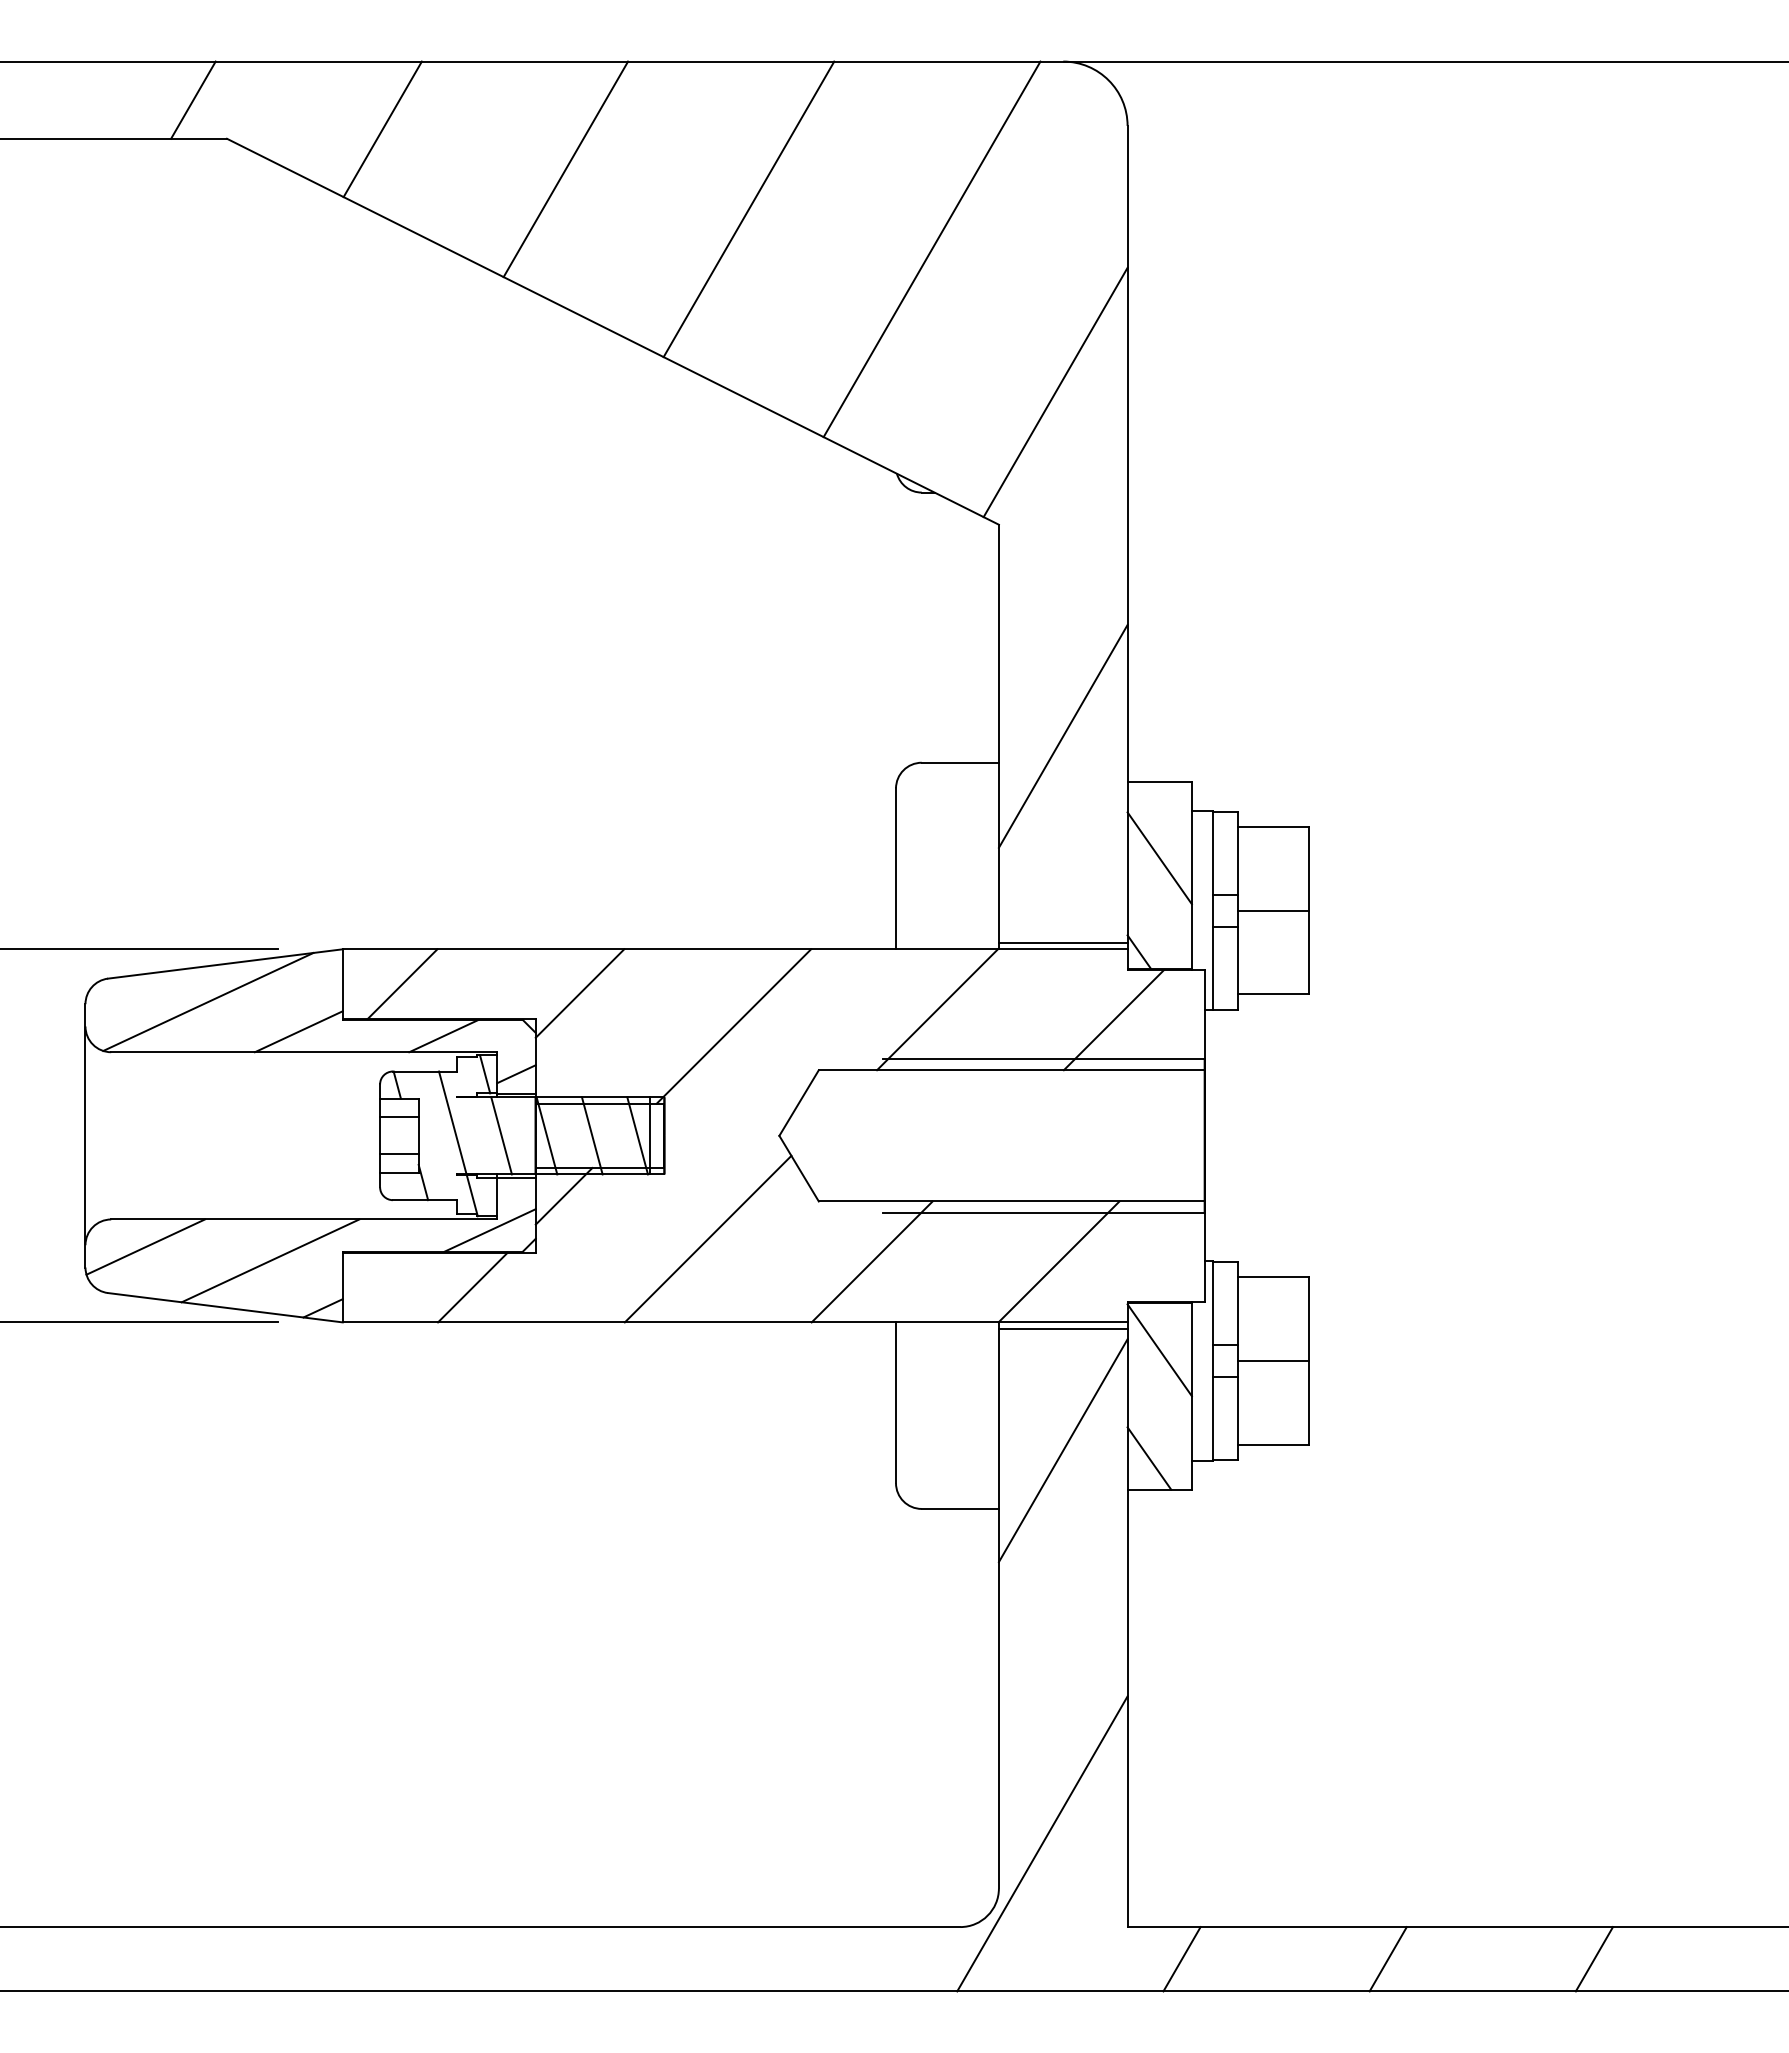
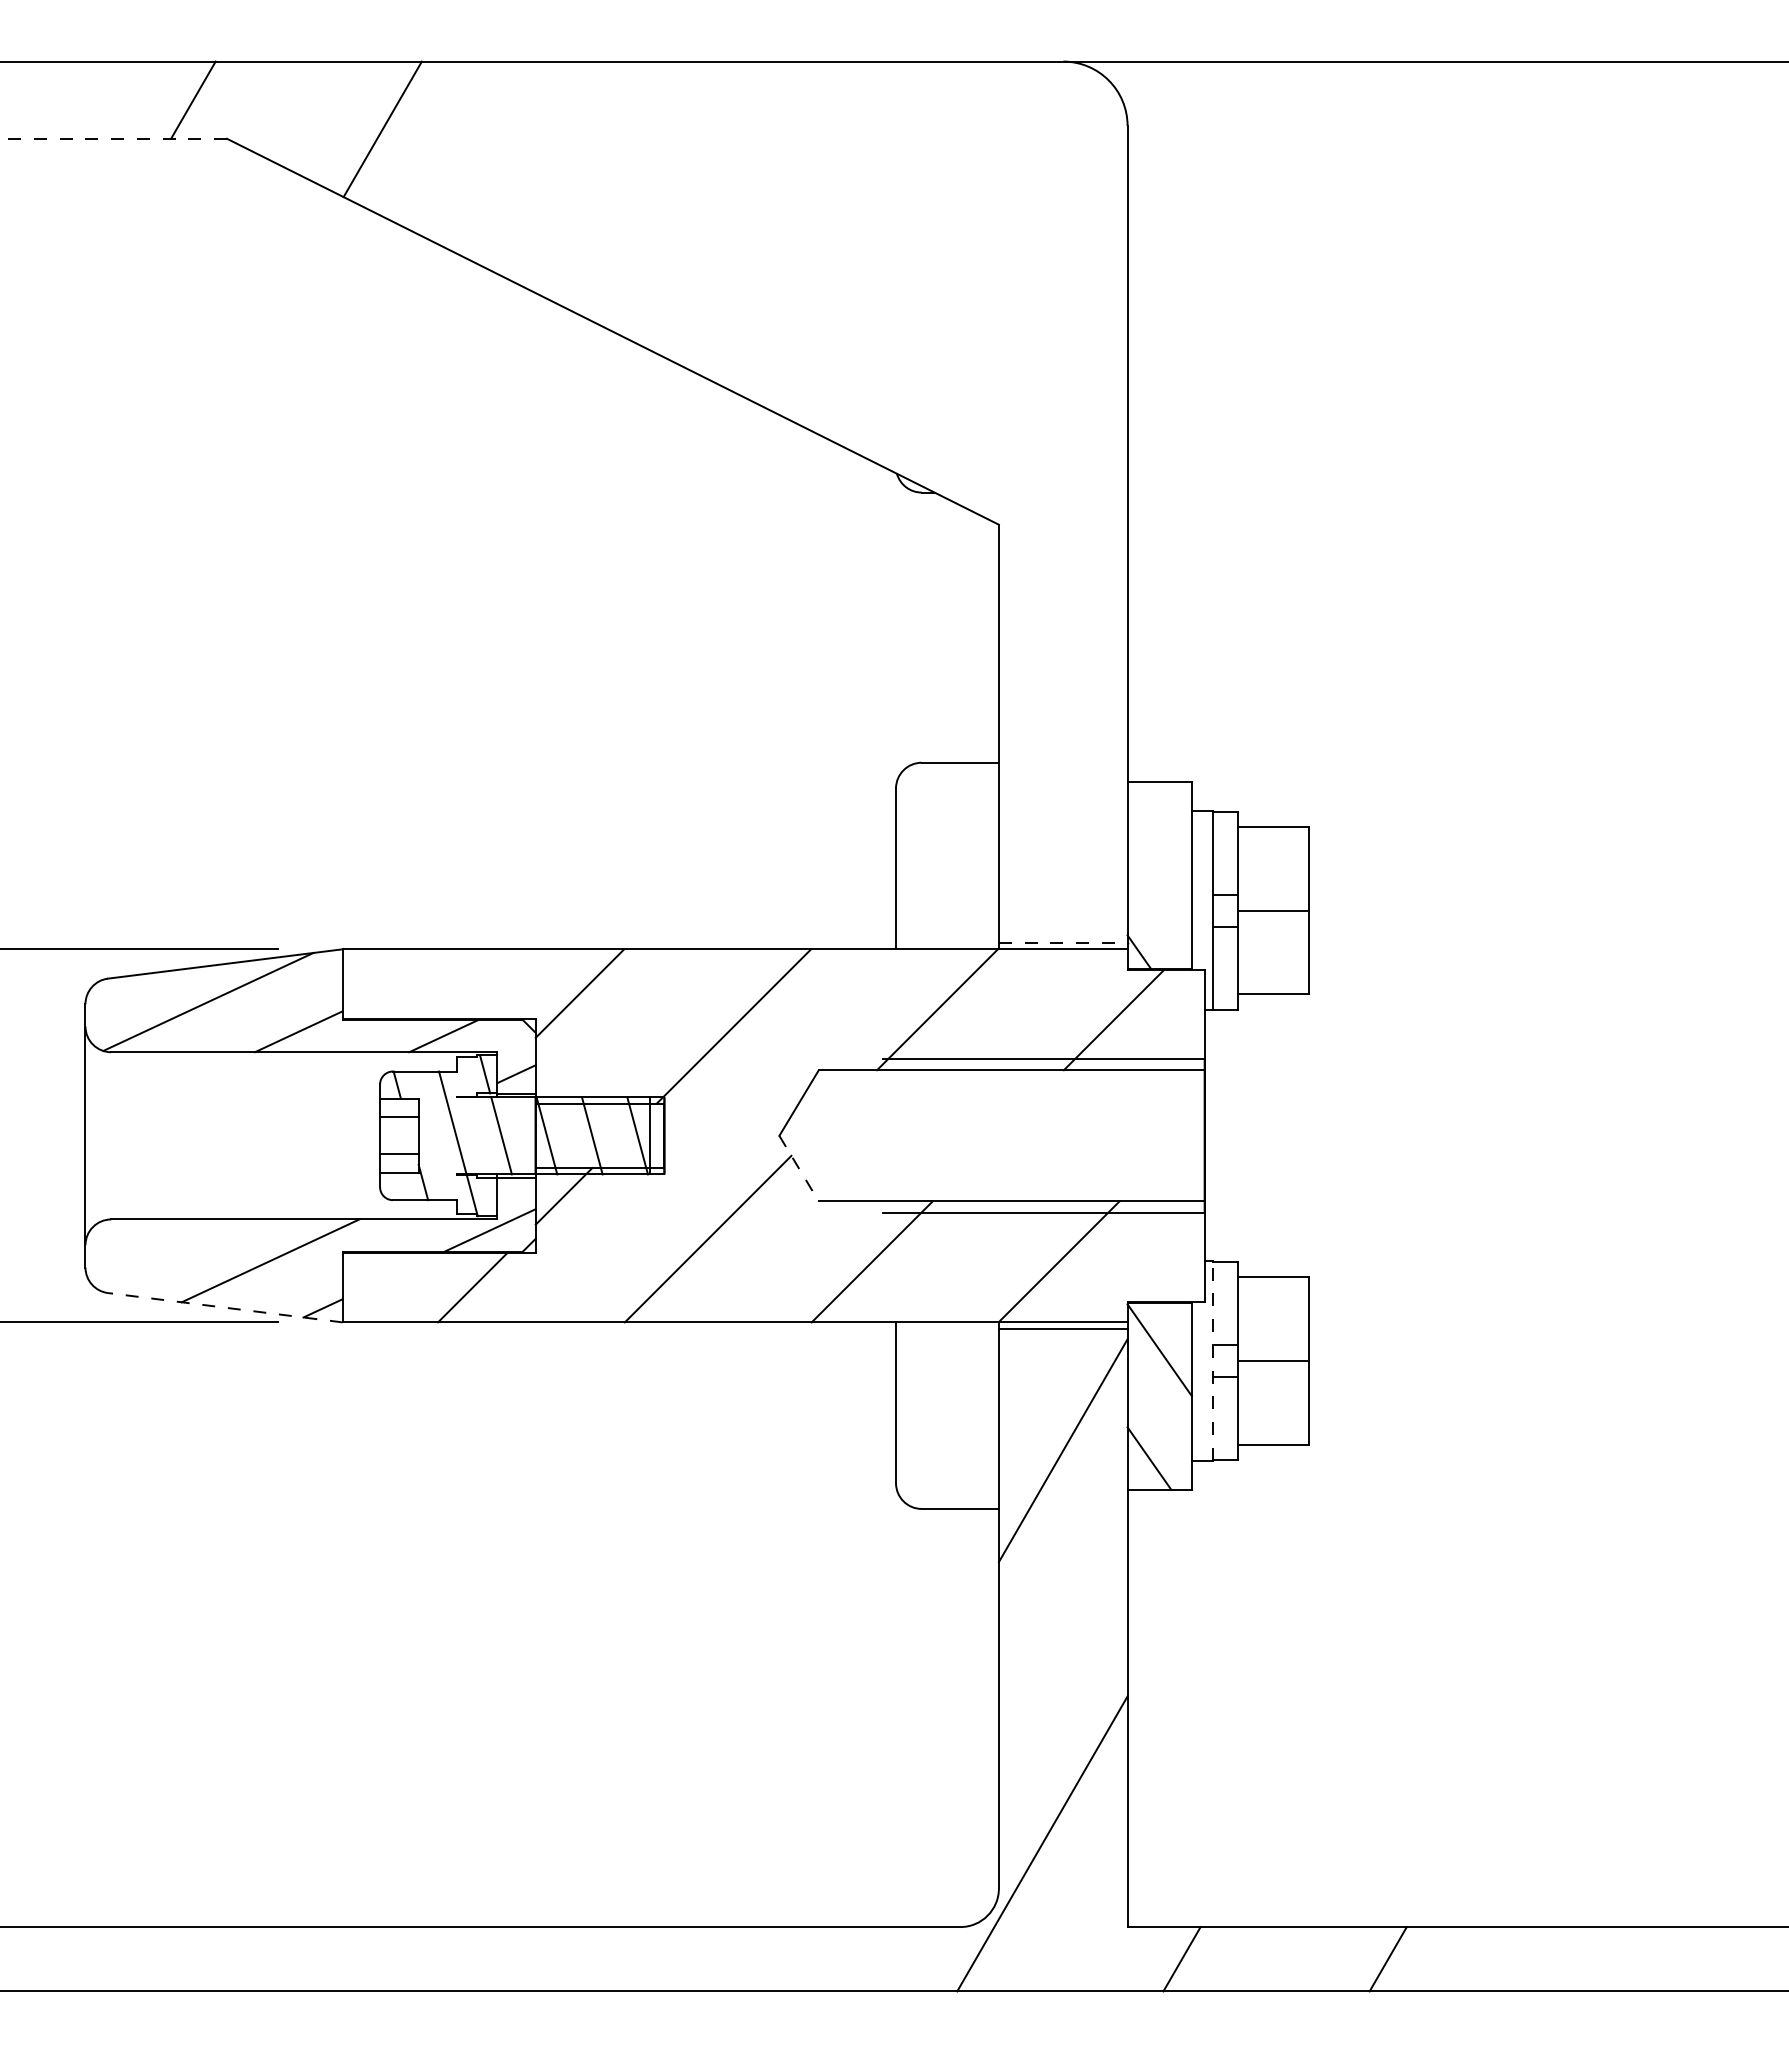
line: solid -> dashed (113, 138)
line: present -> none (565, 169)
line: present -> none (748, 209)
line: present -> none (931, 249)
line: present -> none (1055, 392)
line: present -> none (1062, 735)
line: present -> none (1159, 858)
line: solid -> dashed (1063, 942)
line: present -> none (402, 983)
line: solid -> dashed (799, 1169)
line: present -> none (145, 1246)
line: solid -> dashed (224, 1307)
line: solid -> dashed (1212, 1361)
line: present -> none (1593, 1959)
